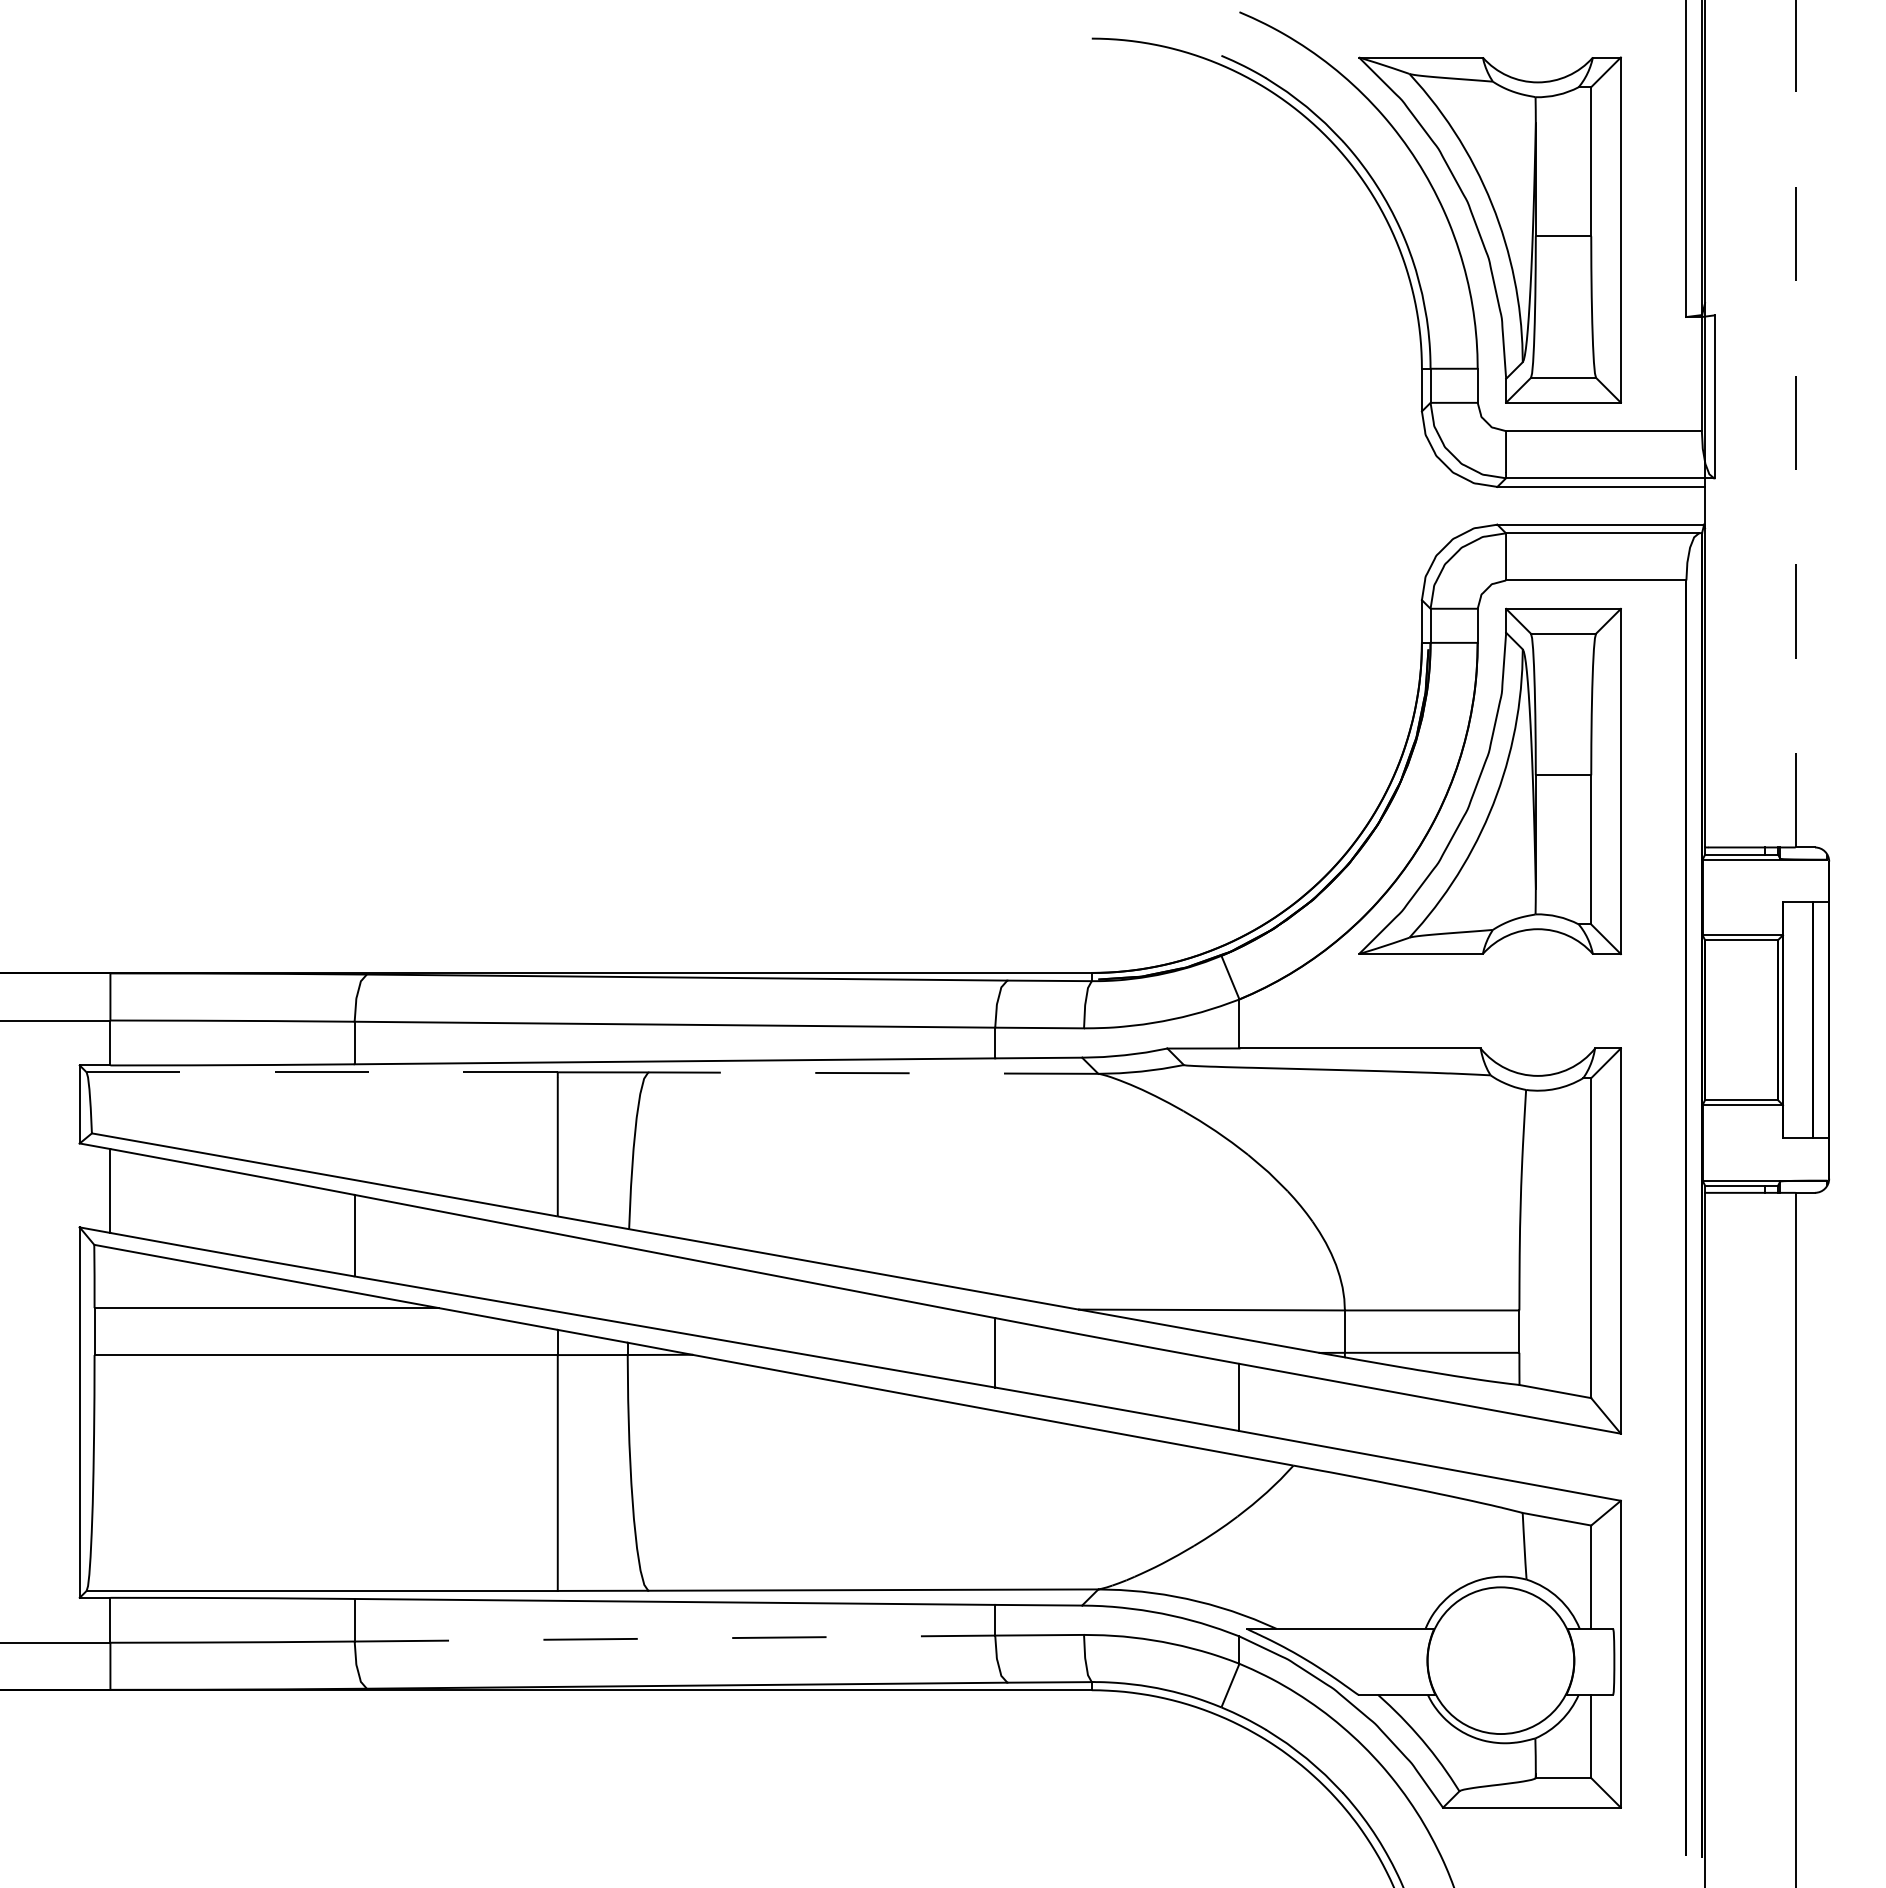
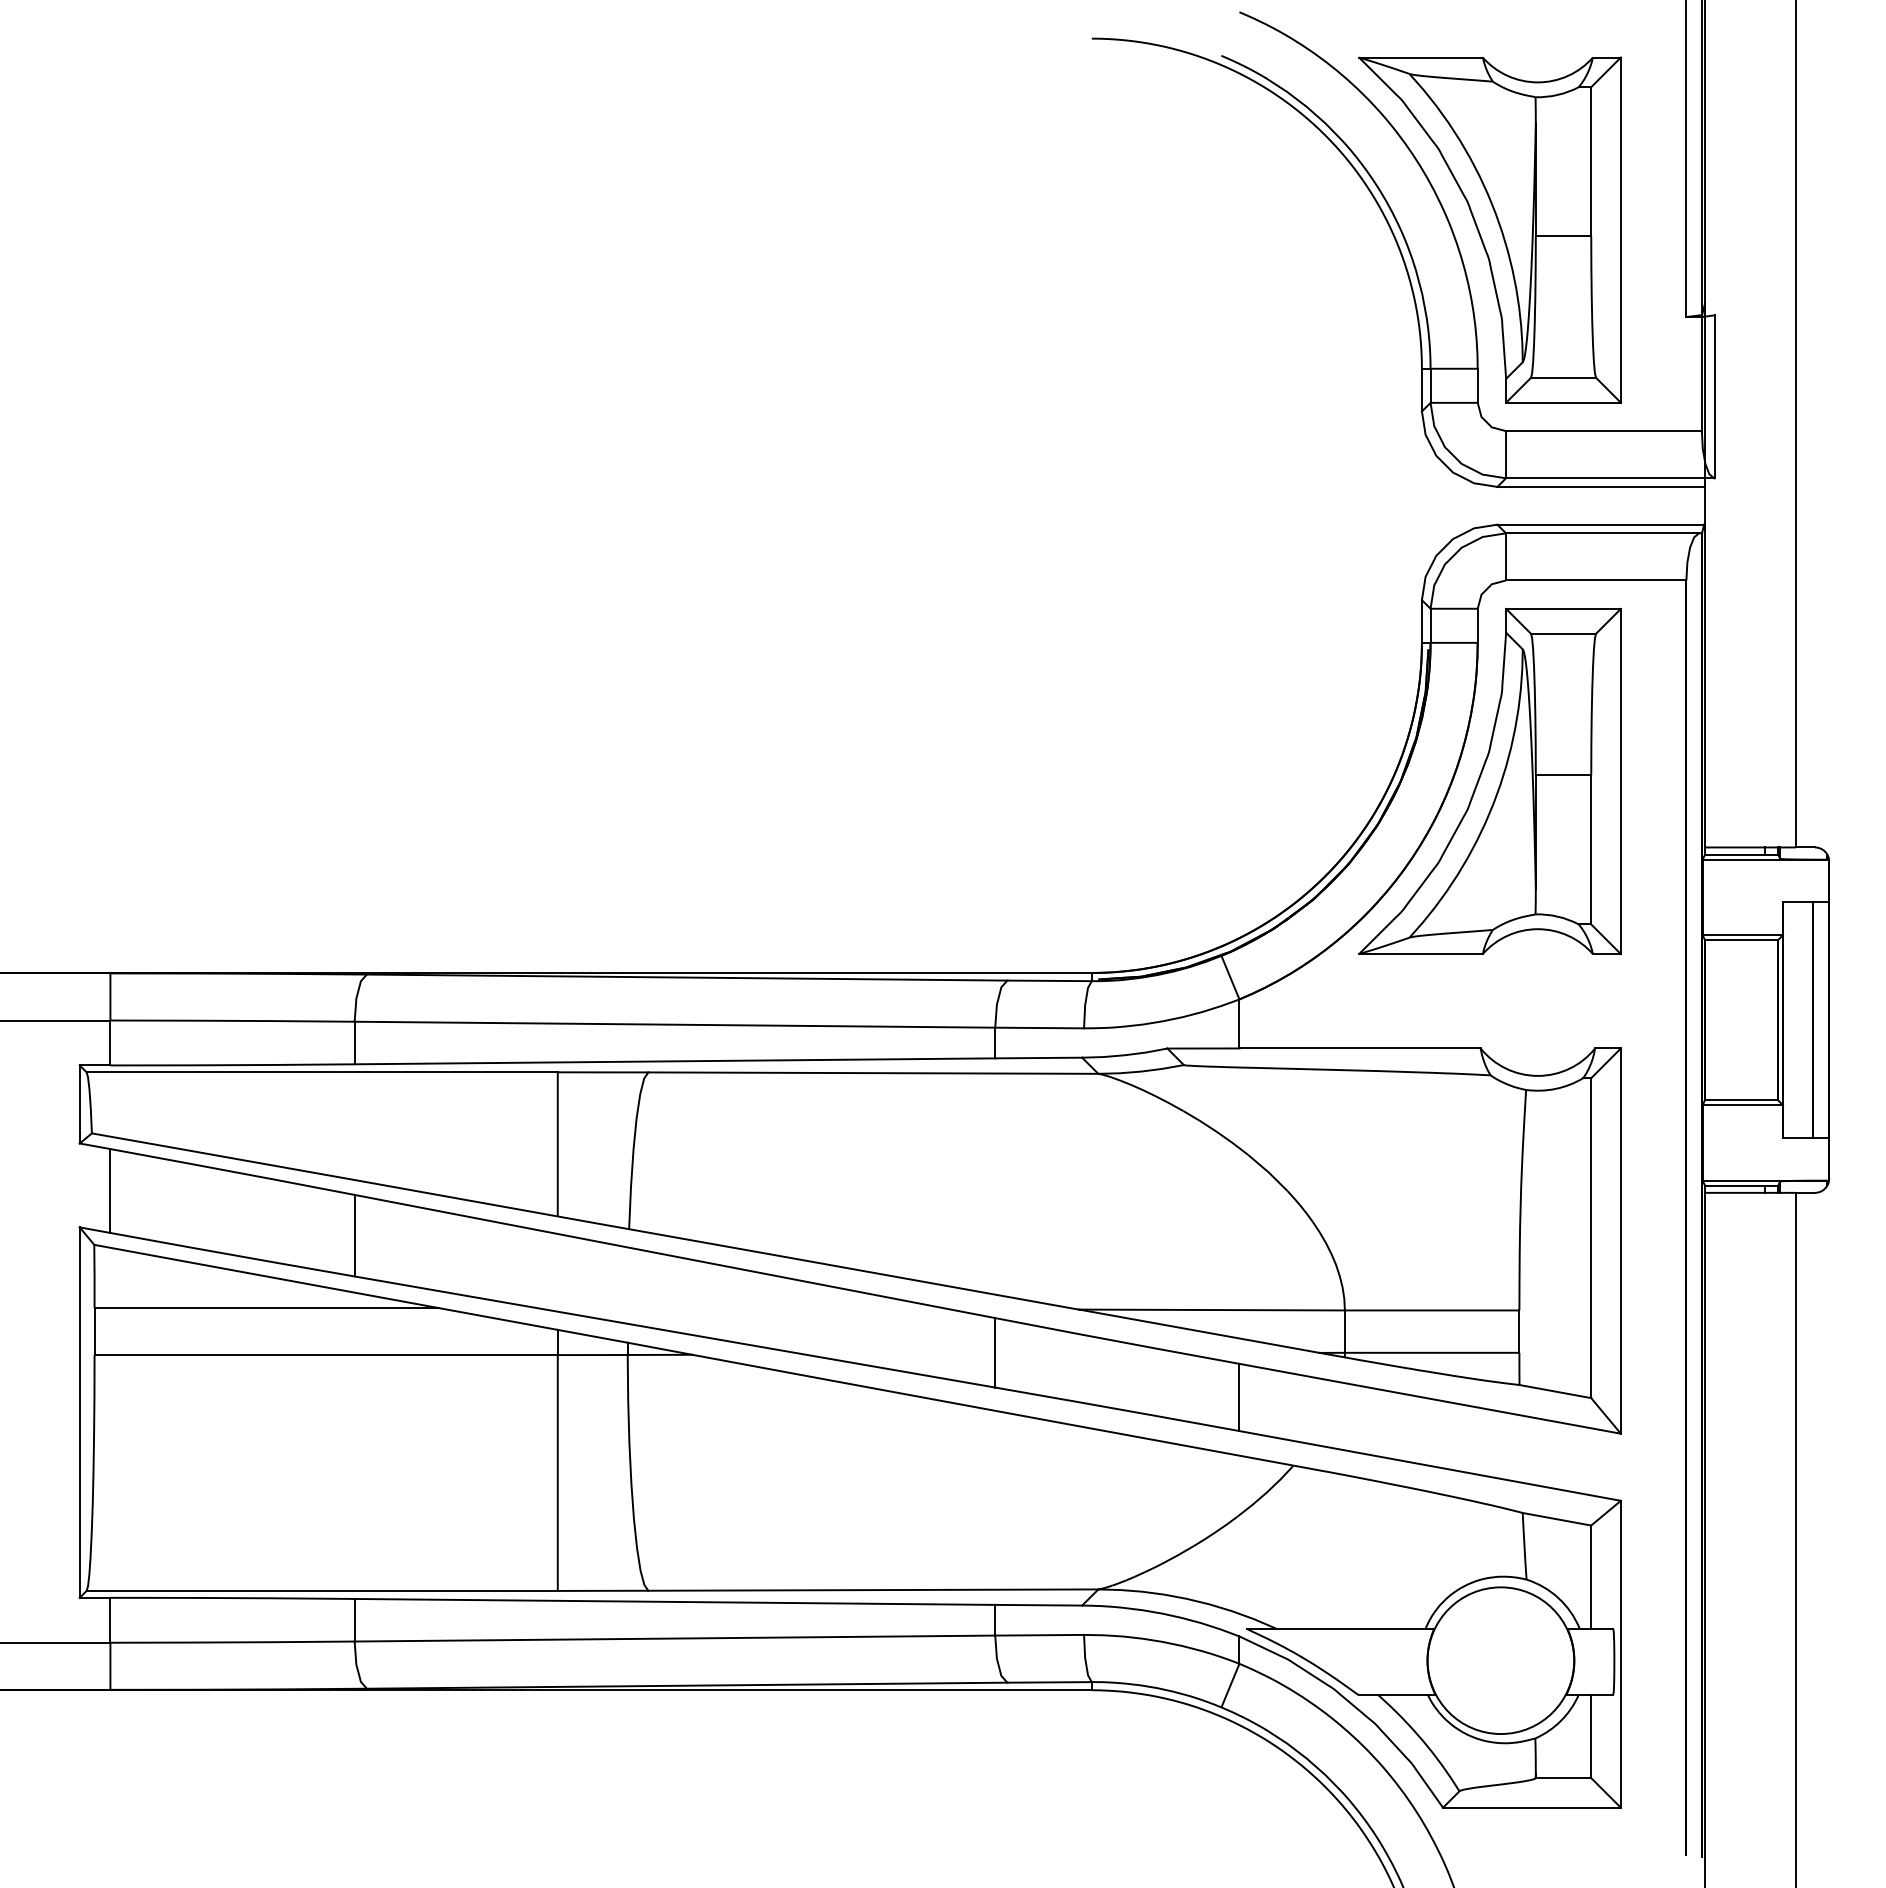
line: dashed -> solid (1795, 423)
line: dashed -> solid (322, 1072)
line: dashed -> solid (872, 1073)
line: dashed -> solid (675, 1638)
